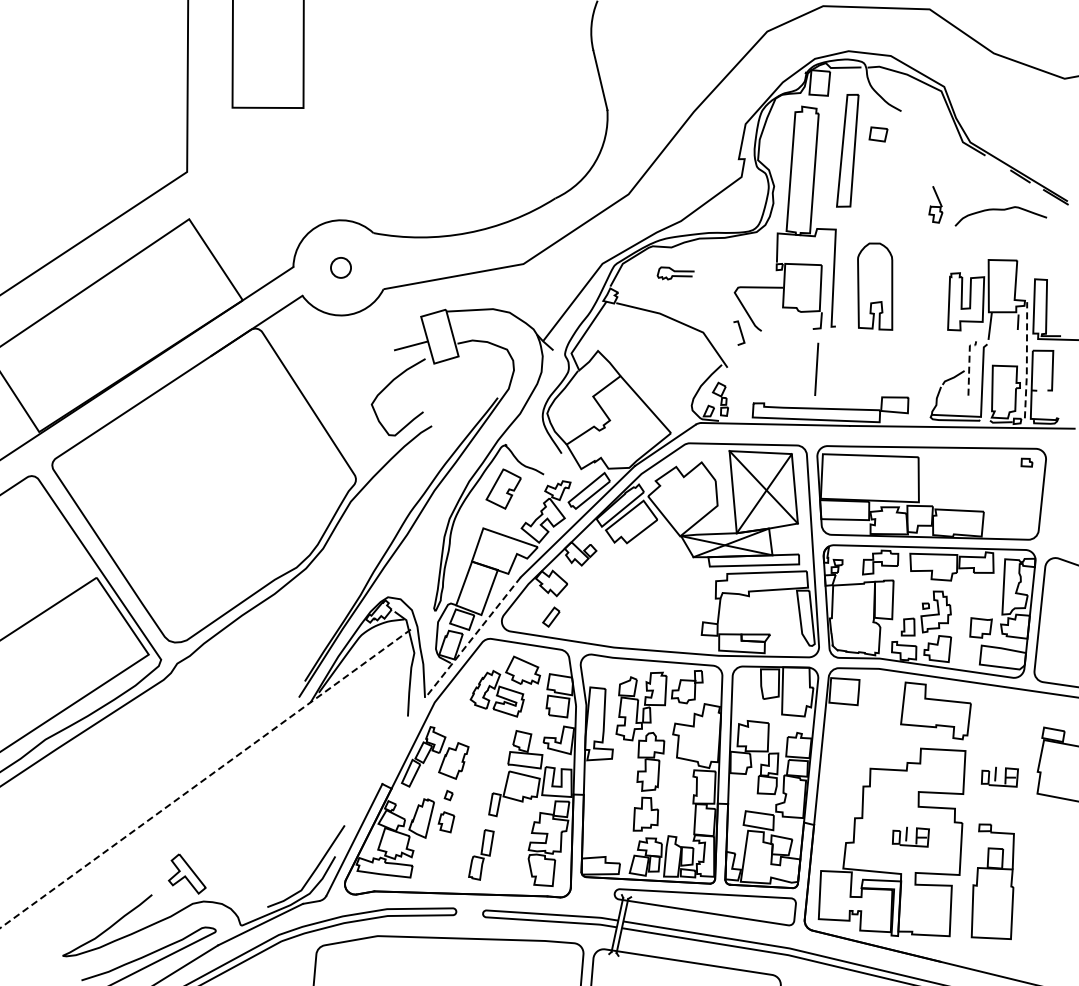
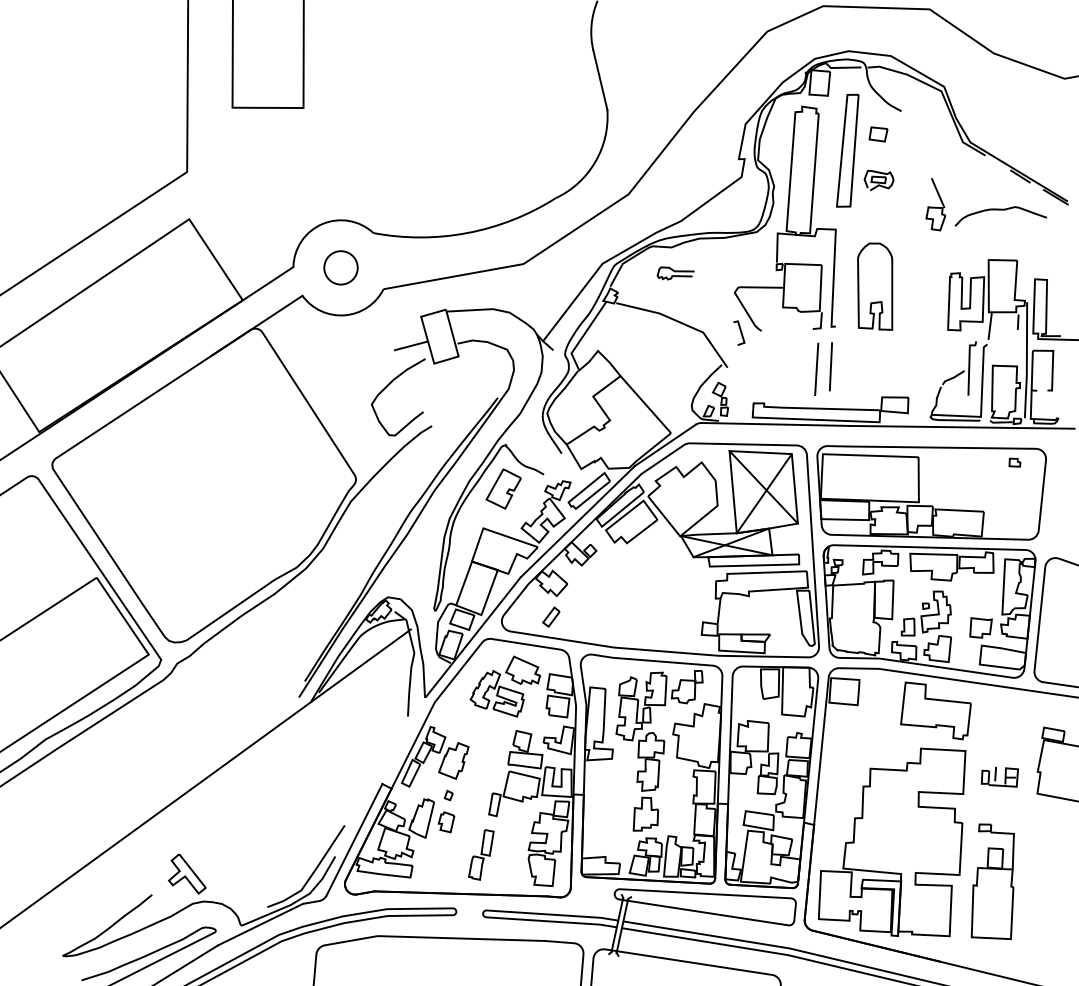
part: none -> present (878, 180)
part size: 16x38 px -> 22x54 px (935, 204)
circle diameter: 20 px -> 33 px (340, 267)
line: dashed -> solid (1026, 360)
line: dashed -> solid (969, 364)
line: none -> present (830, 366)
part position: (1026, 462) -> (1014, 462) (1014, 462)
line: dashed -> solid (473, 637)
line: dashed -> solid (205, 778)
part: present -> none (910, 836)
